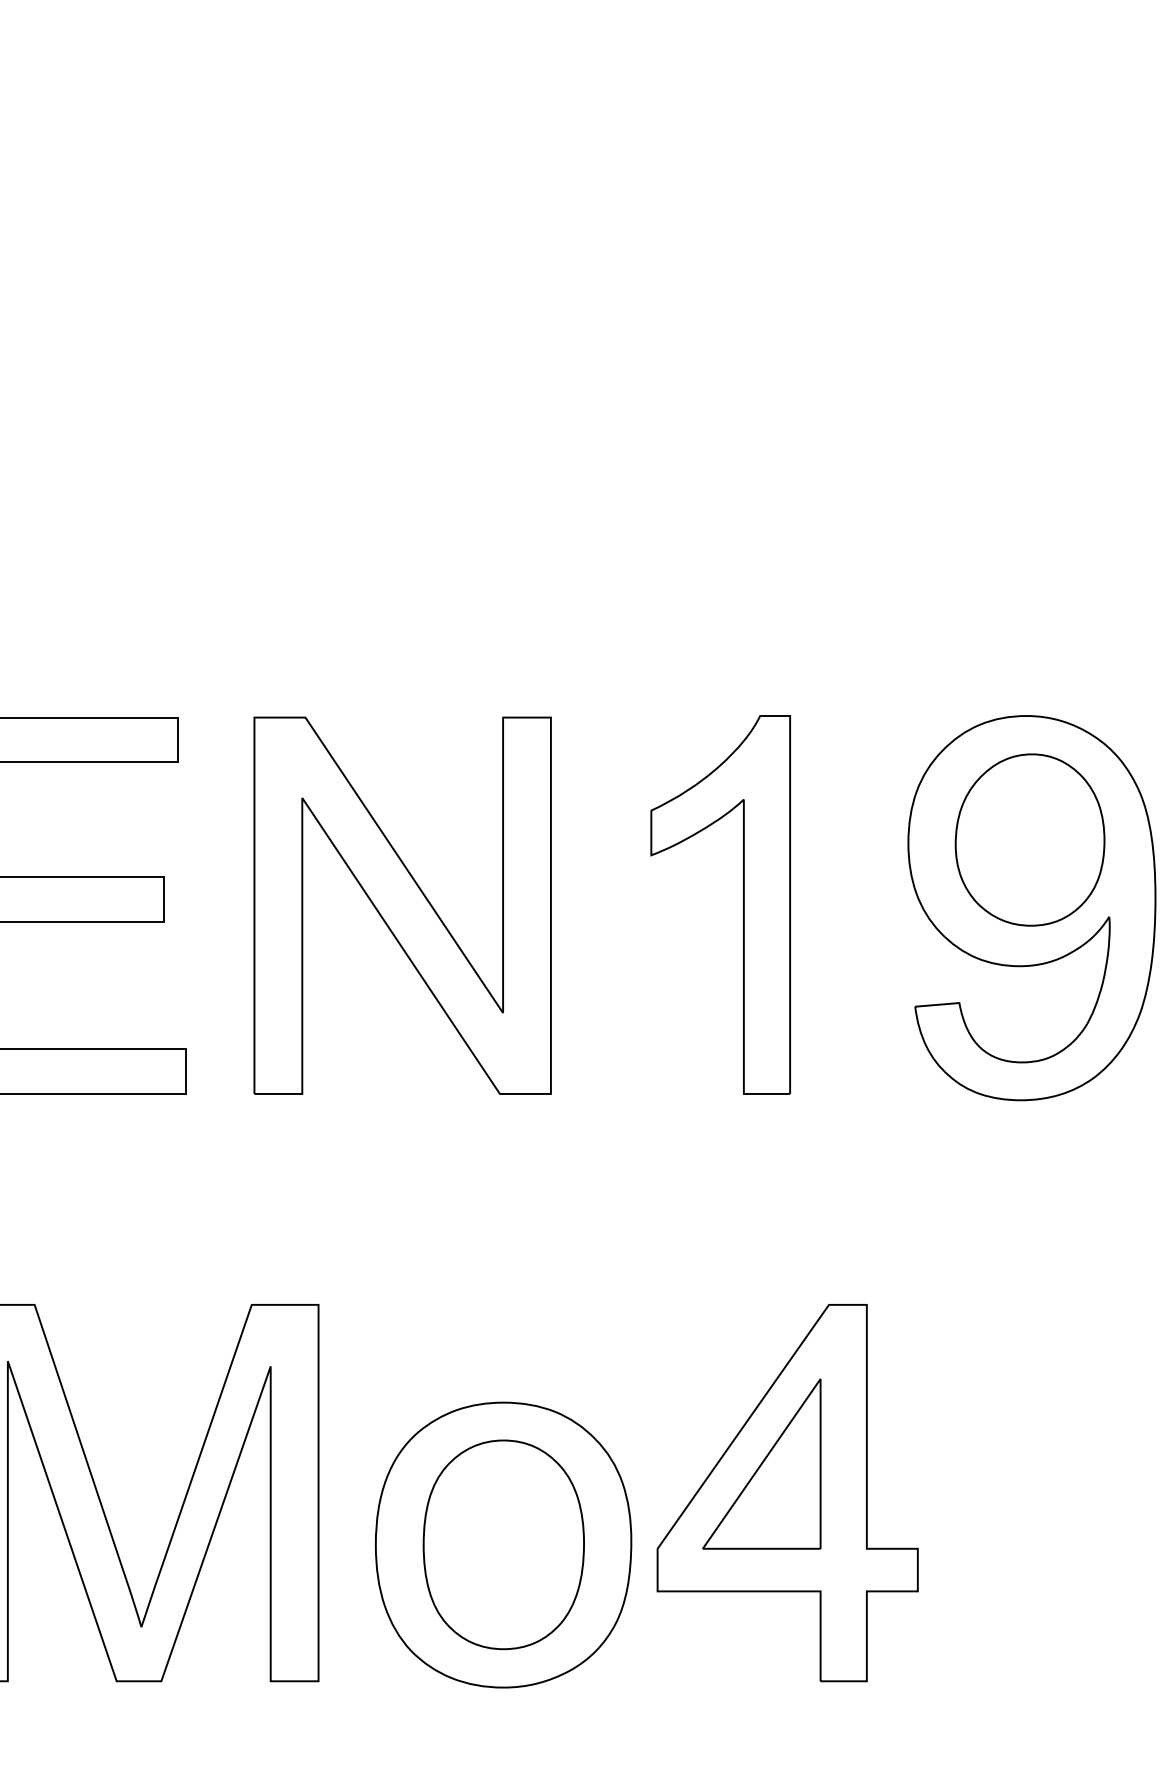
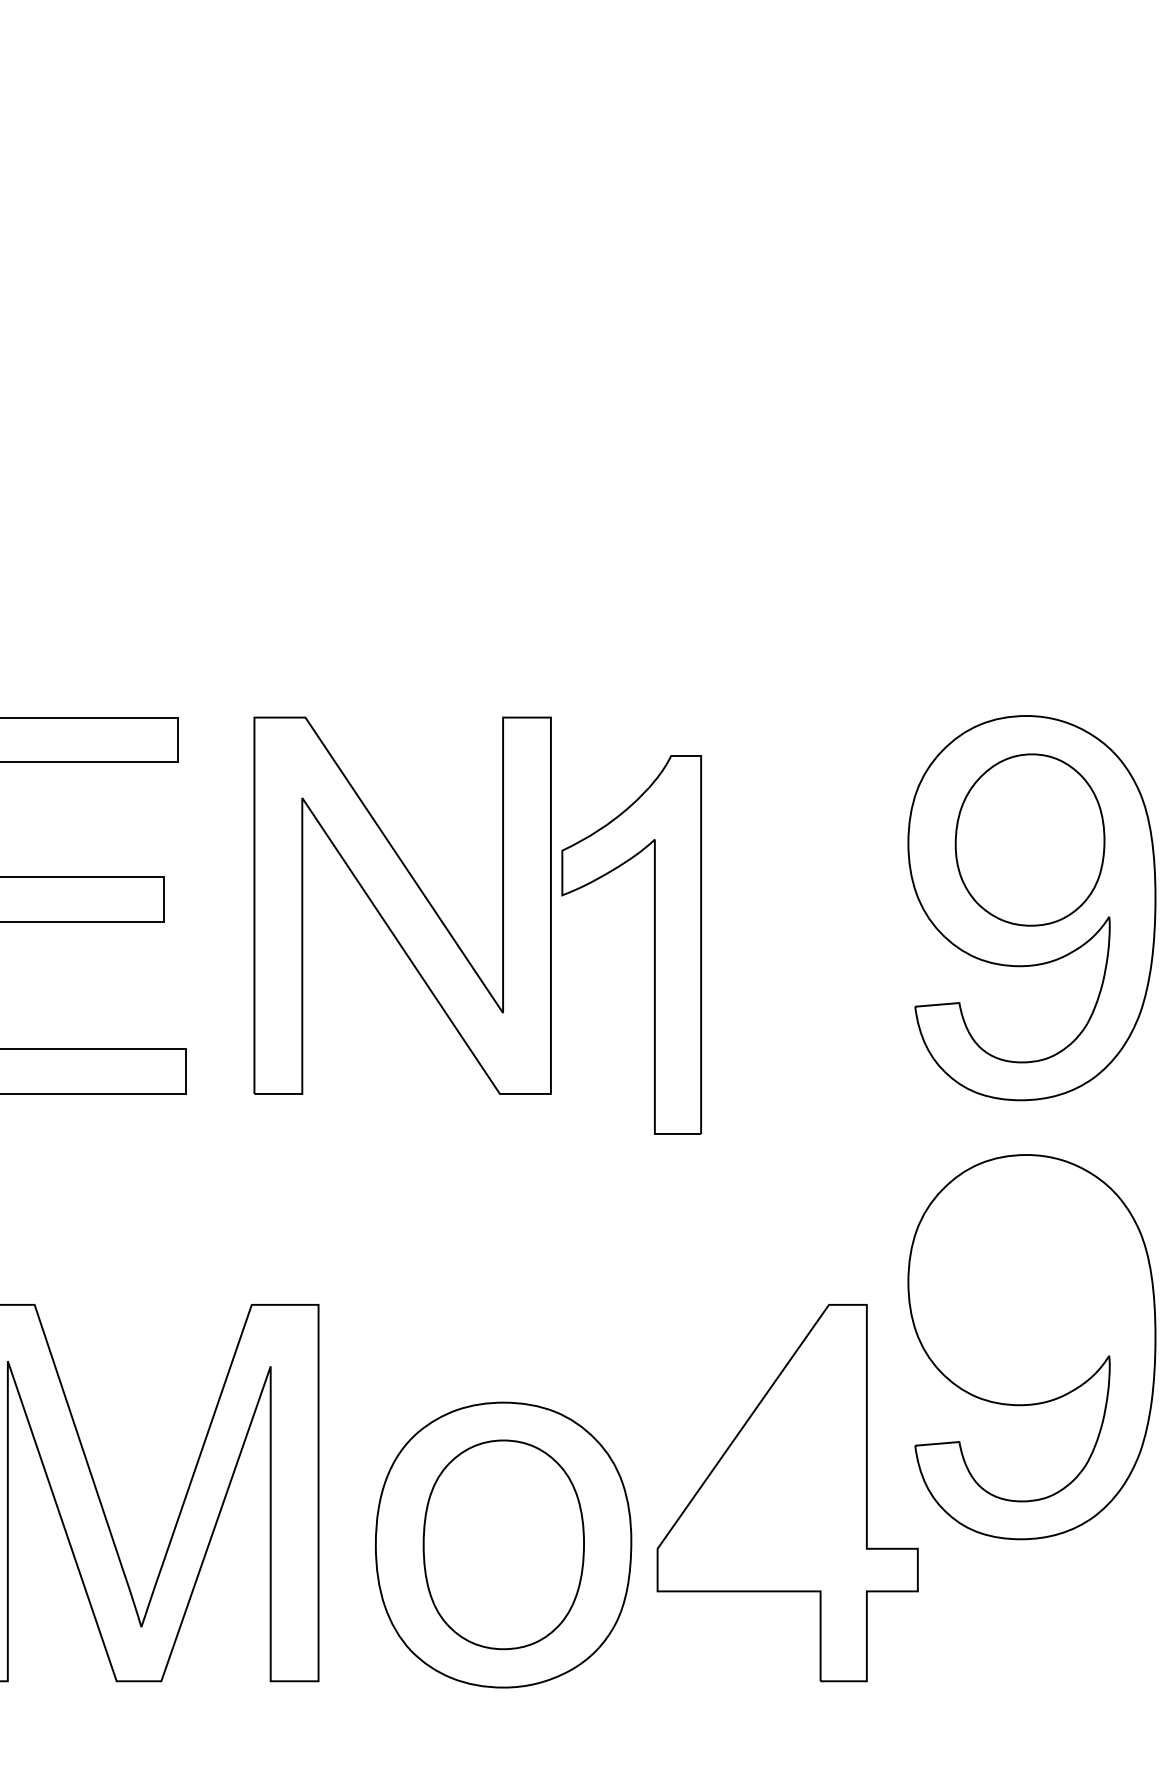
part position: (743, 904) -> (654, 944) (654, 944)
part: none -> present (1031, 1347)
part: present -> none (761, 1463)
